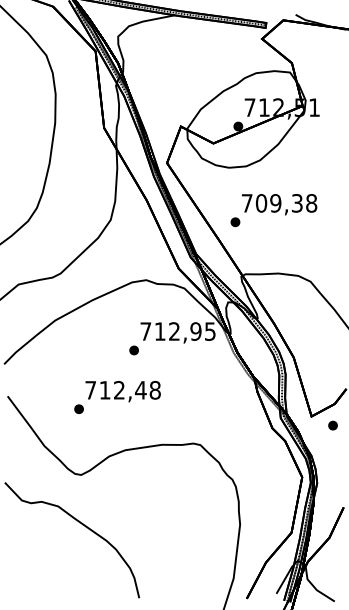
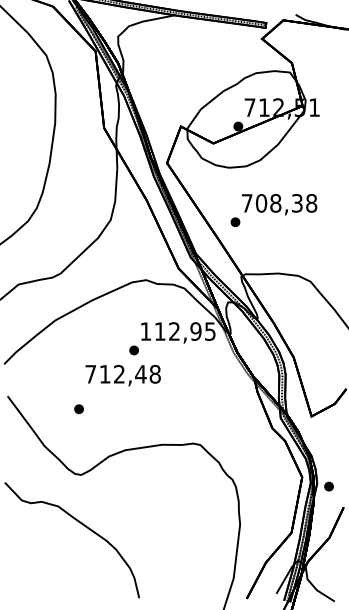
text: 709,38 -> 708,38 (275, 203)
text: 712,95 -> 112,95 (145, 331)
text position: (122, 391) -> (122, 375) (122, 375)
part position: (332, 425) -> (328, 486) (328, 486)
